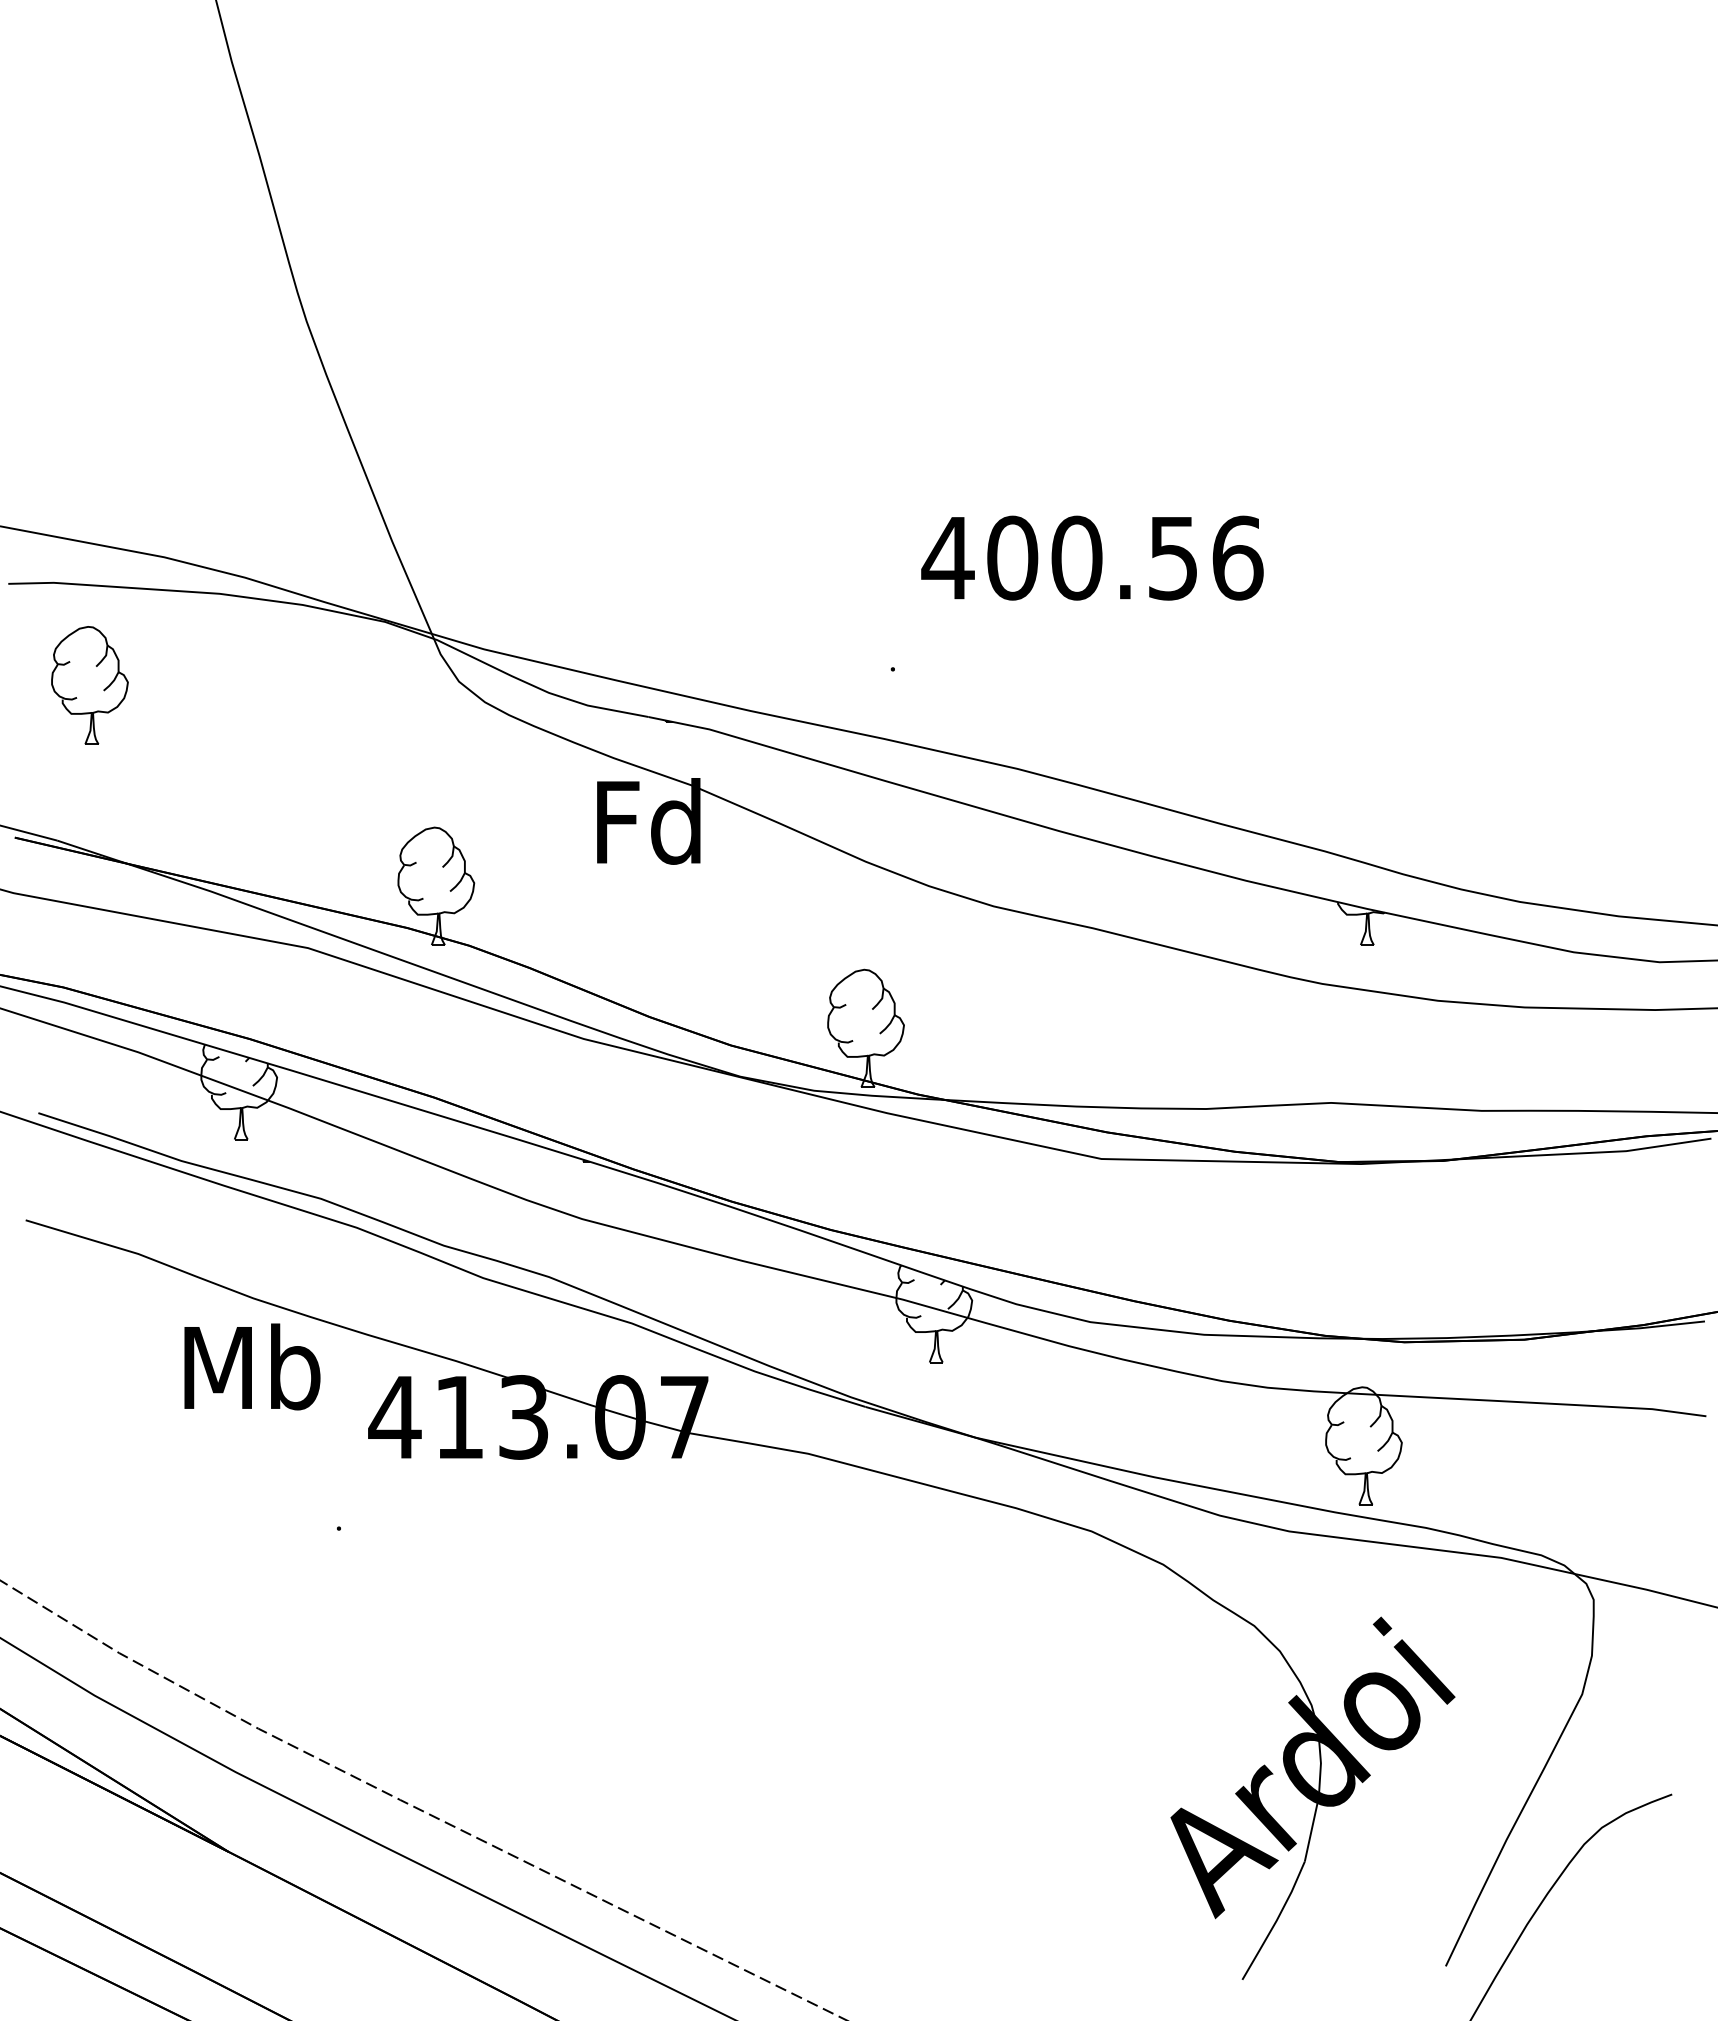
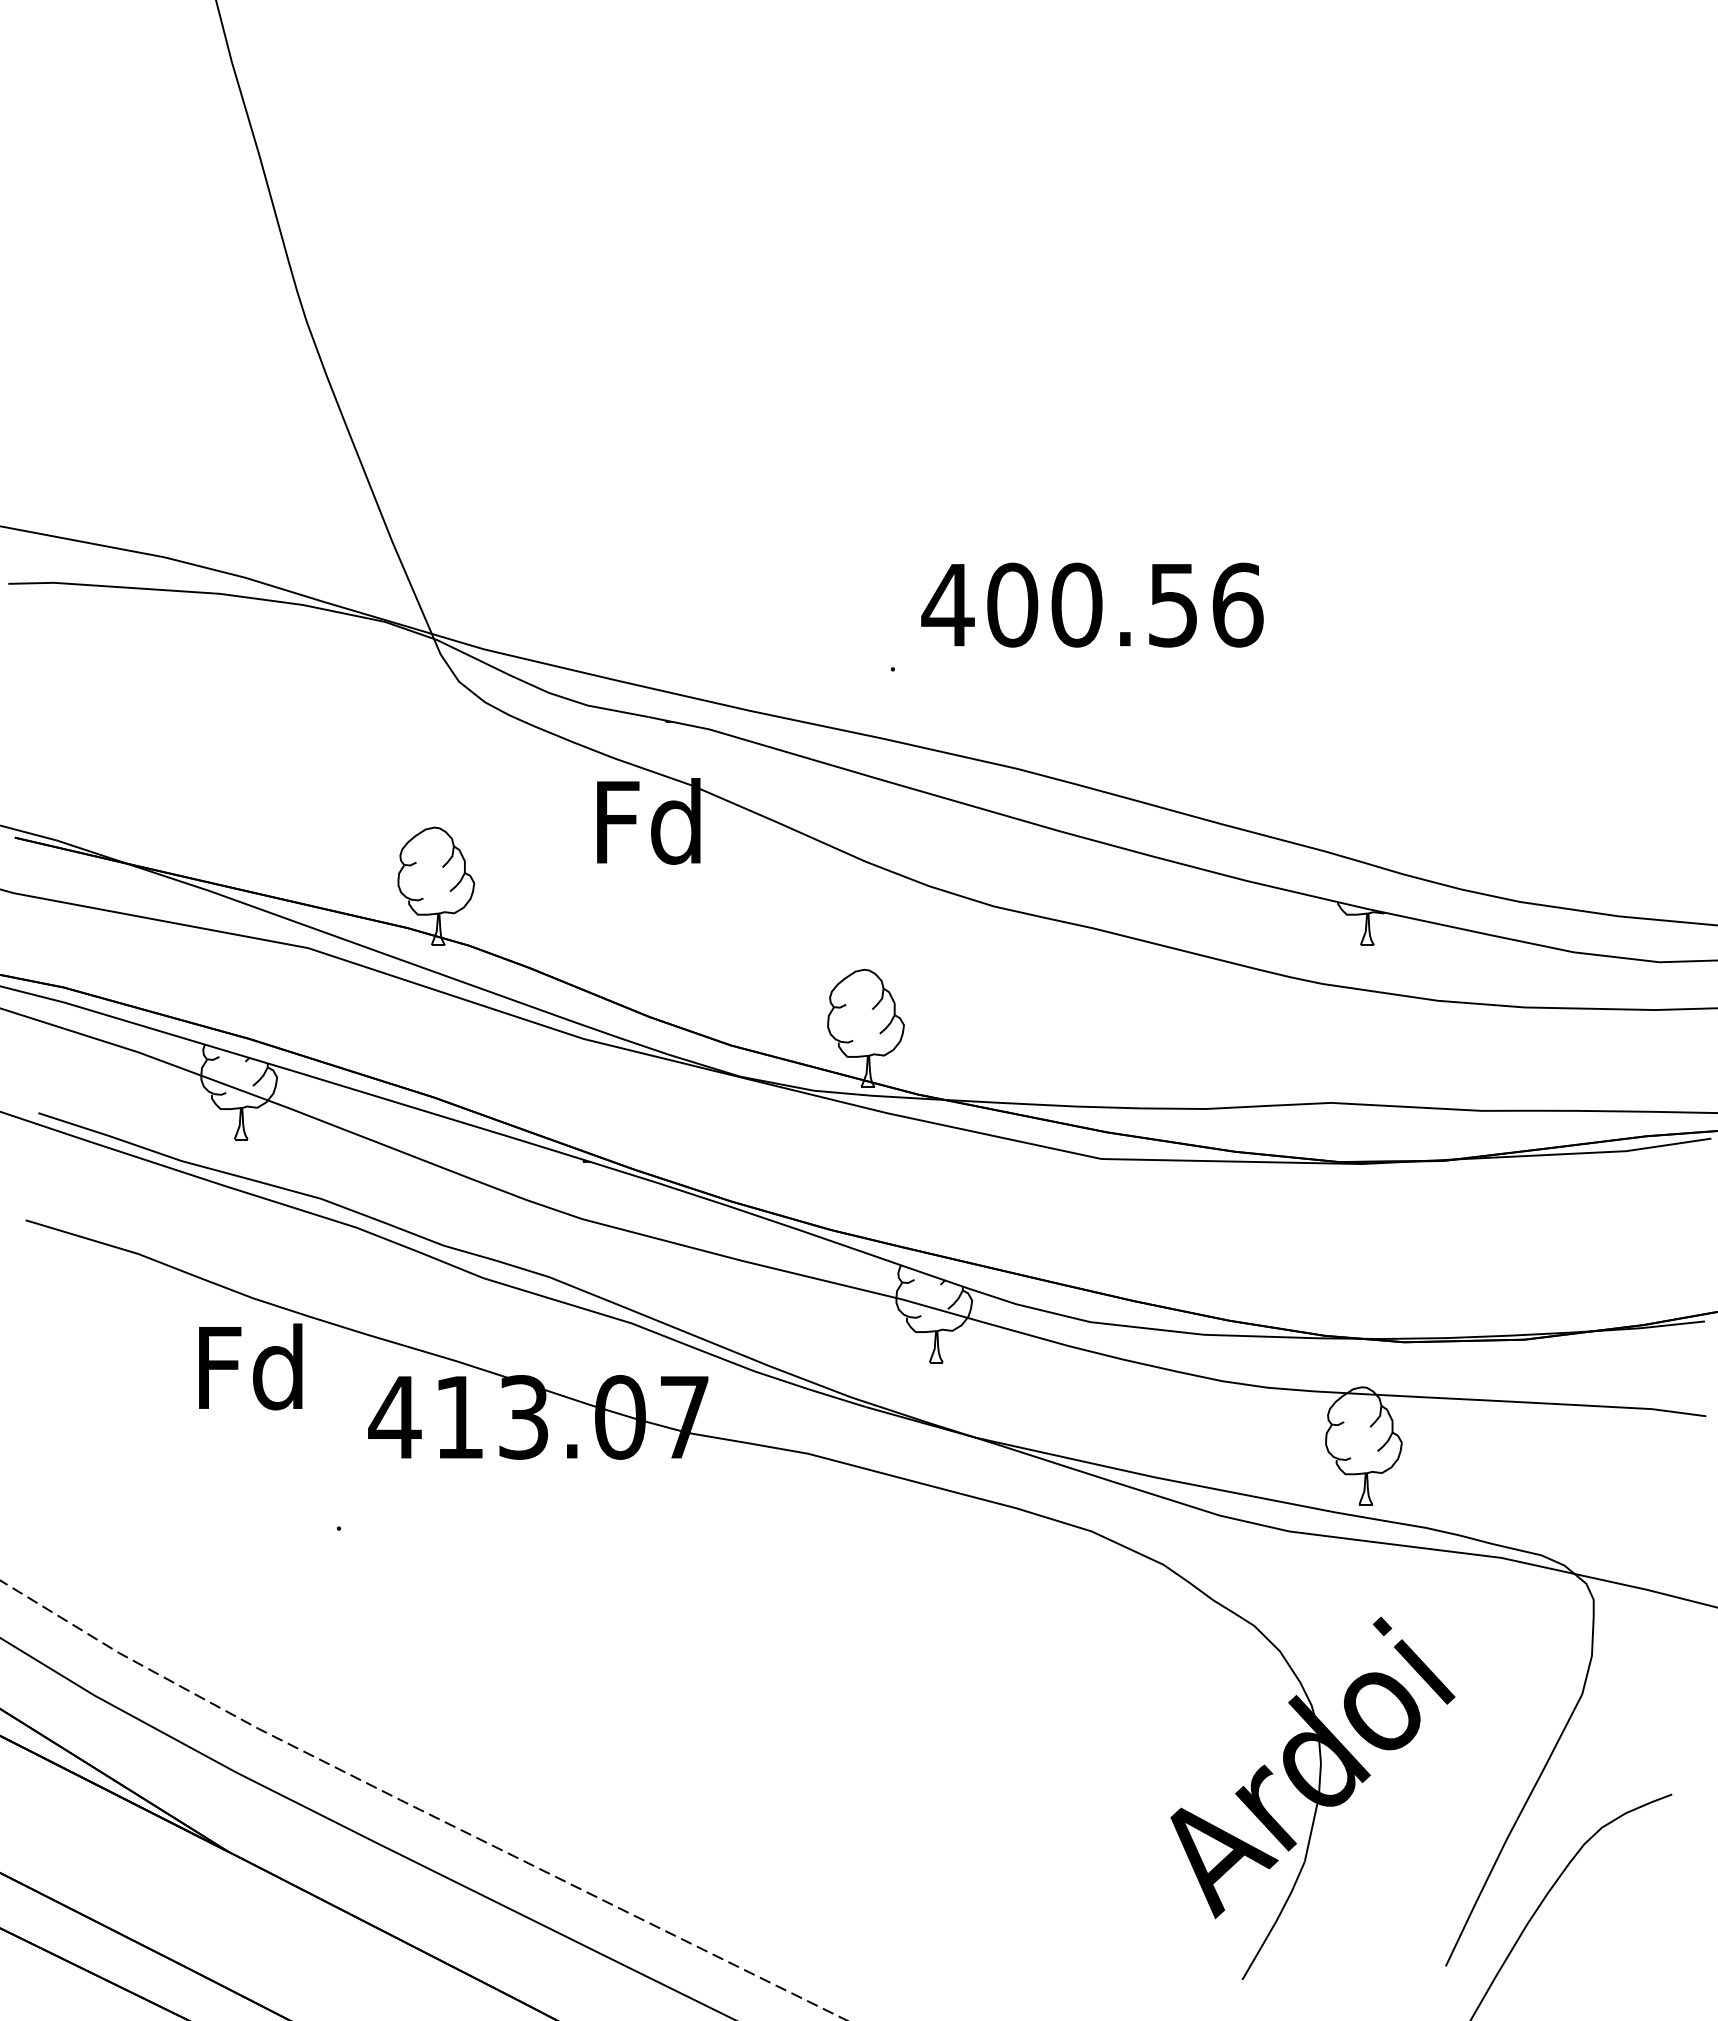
text position: (1092, 557) -> (1092, 604) (1092, 604)
part: present -> none (89, 685)
text: Mb -> Fd (252, 1366)
